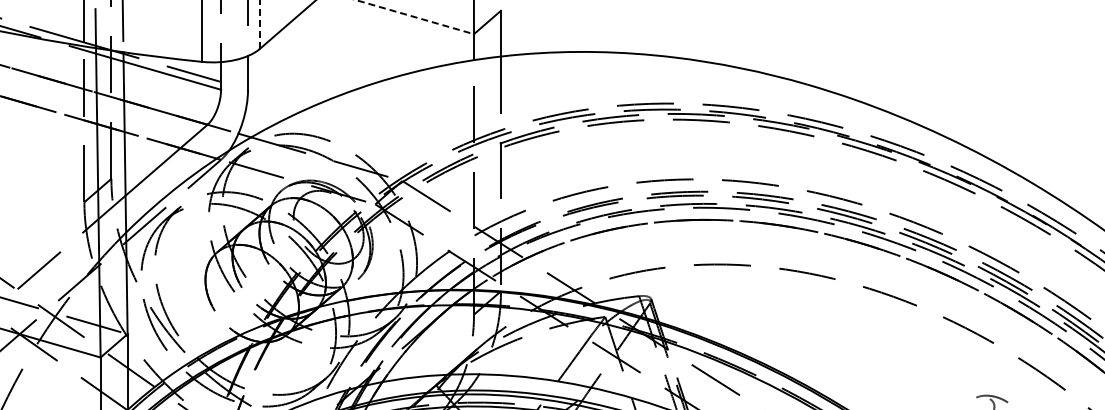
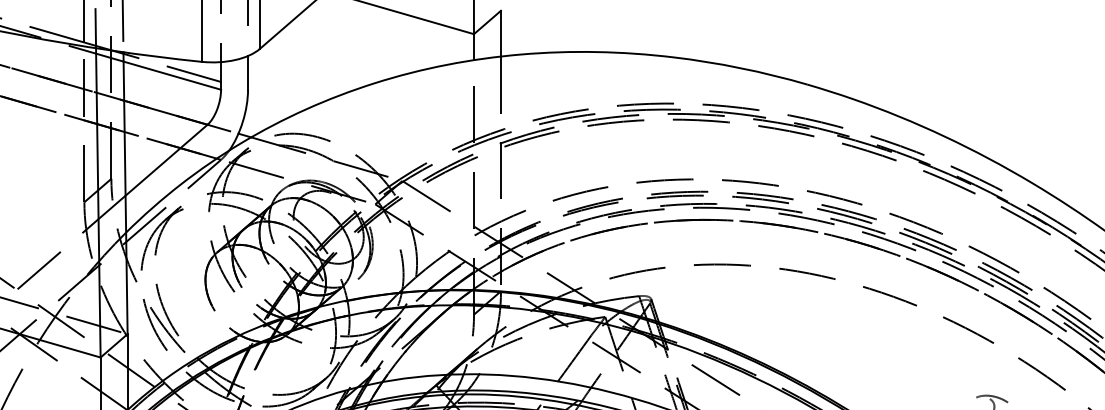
line: dashed -> solid (415, 17)
line: dashed -> solid (259, 24)
